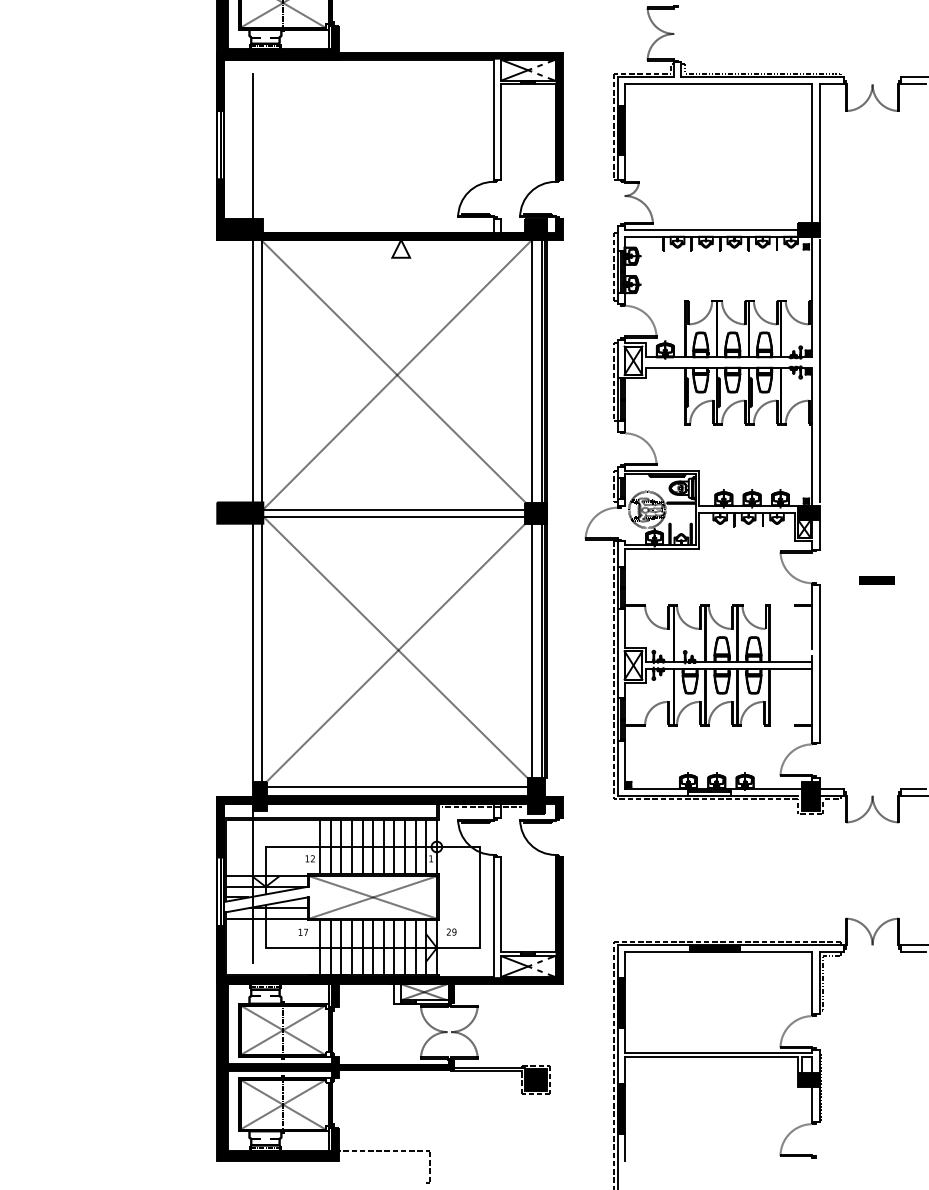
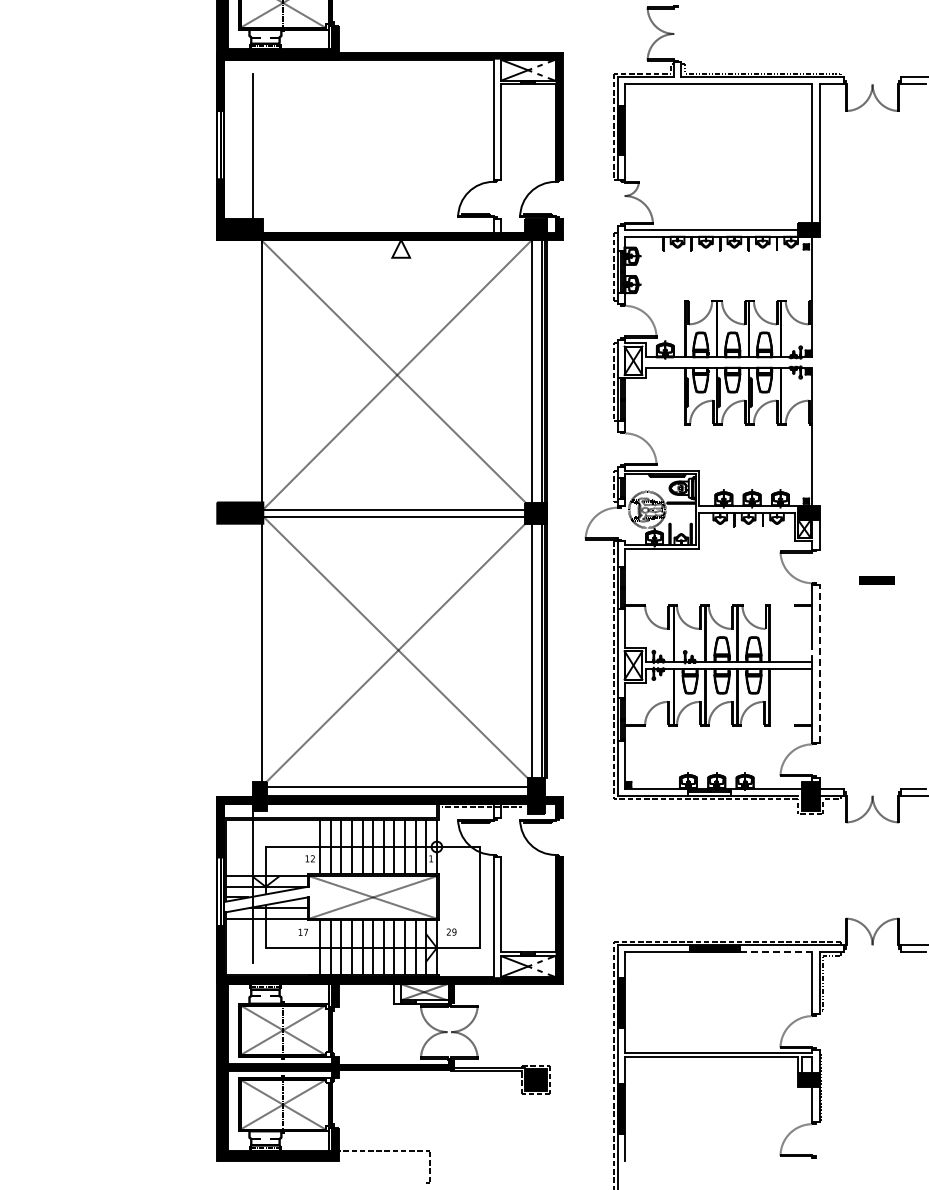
line: present -> none (819, 371)
line: present -> none (252, 512)
line: solid -> dashed (819, 663)
line: solid -> dashed (776, 952)
